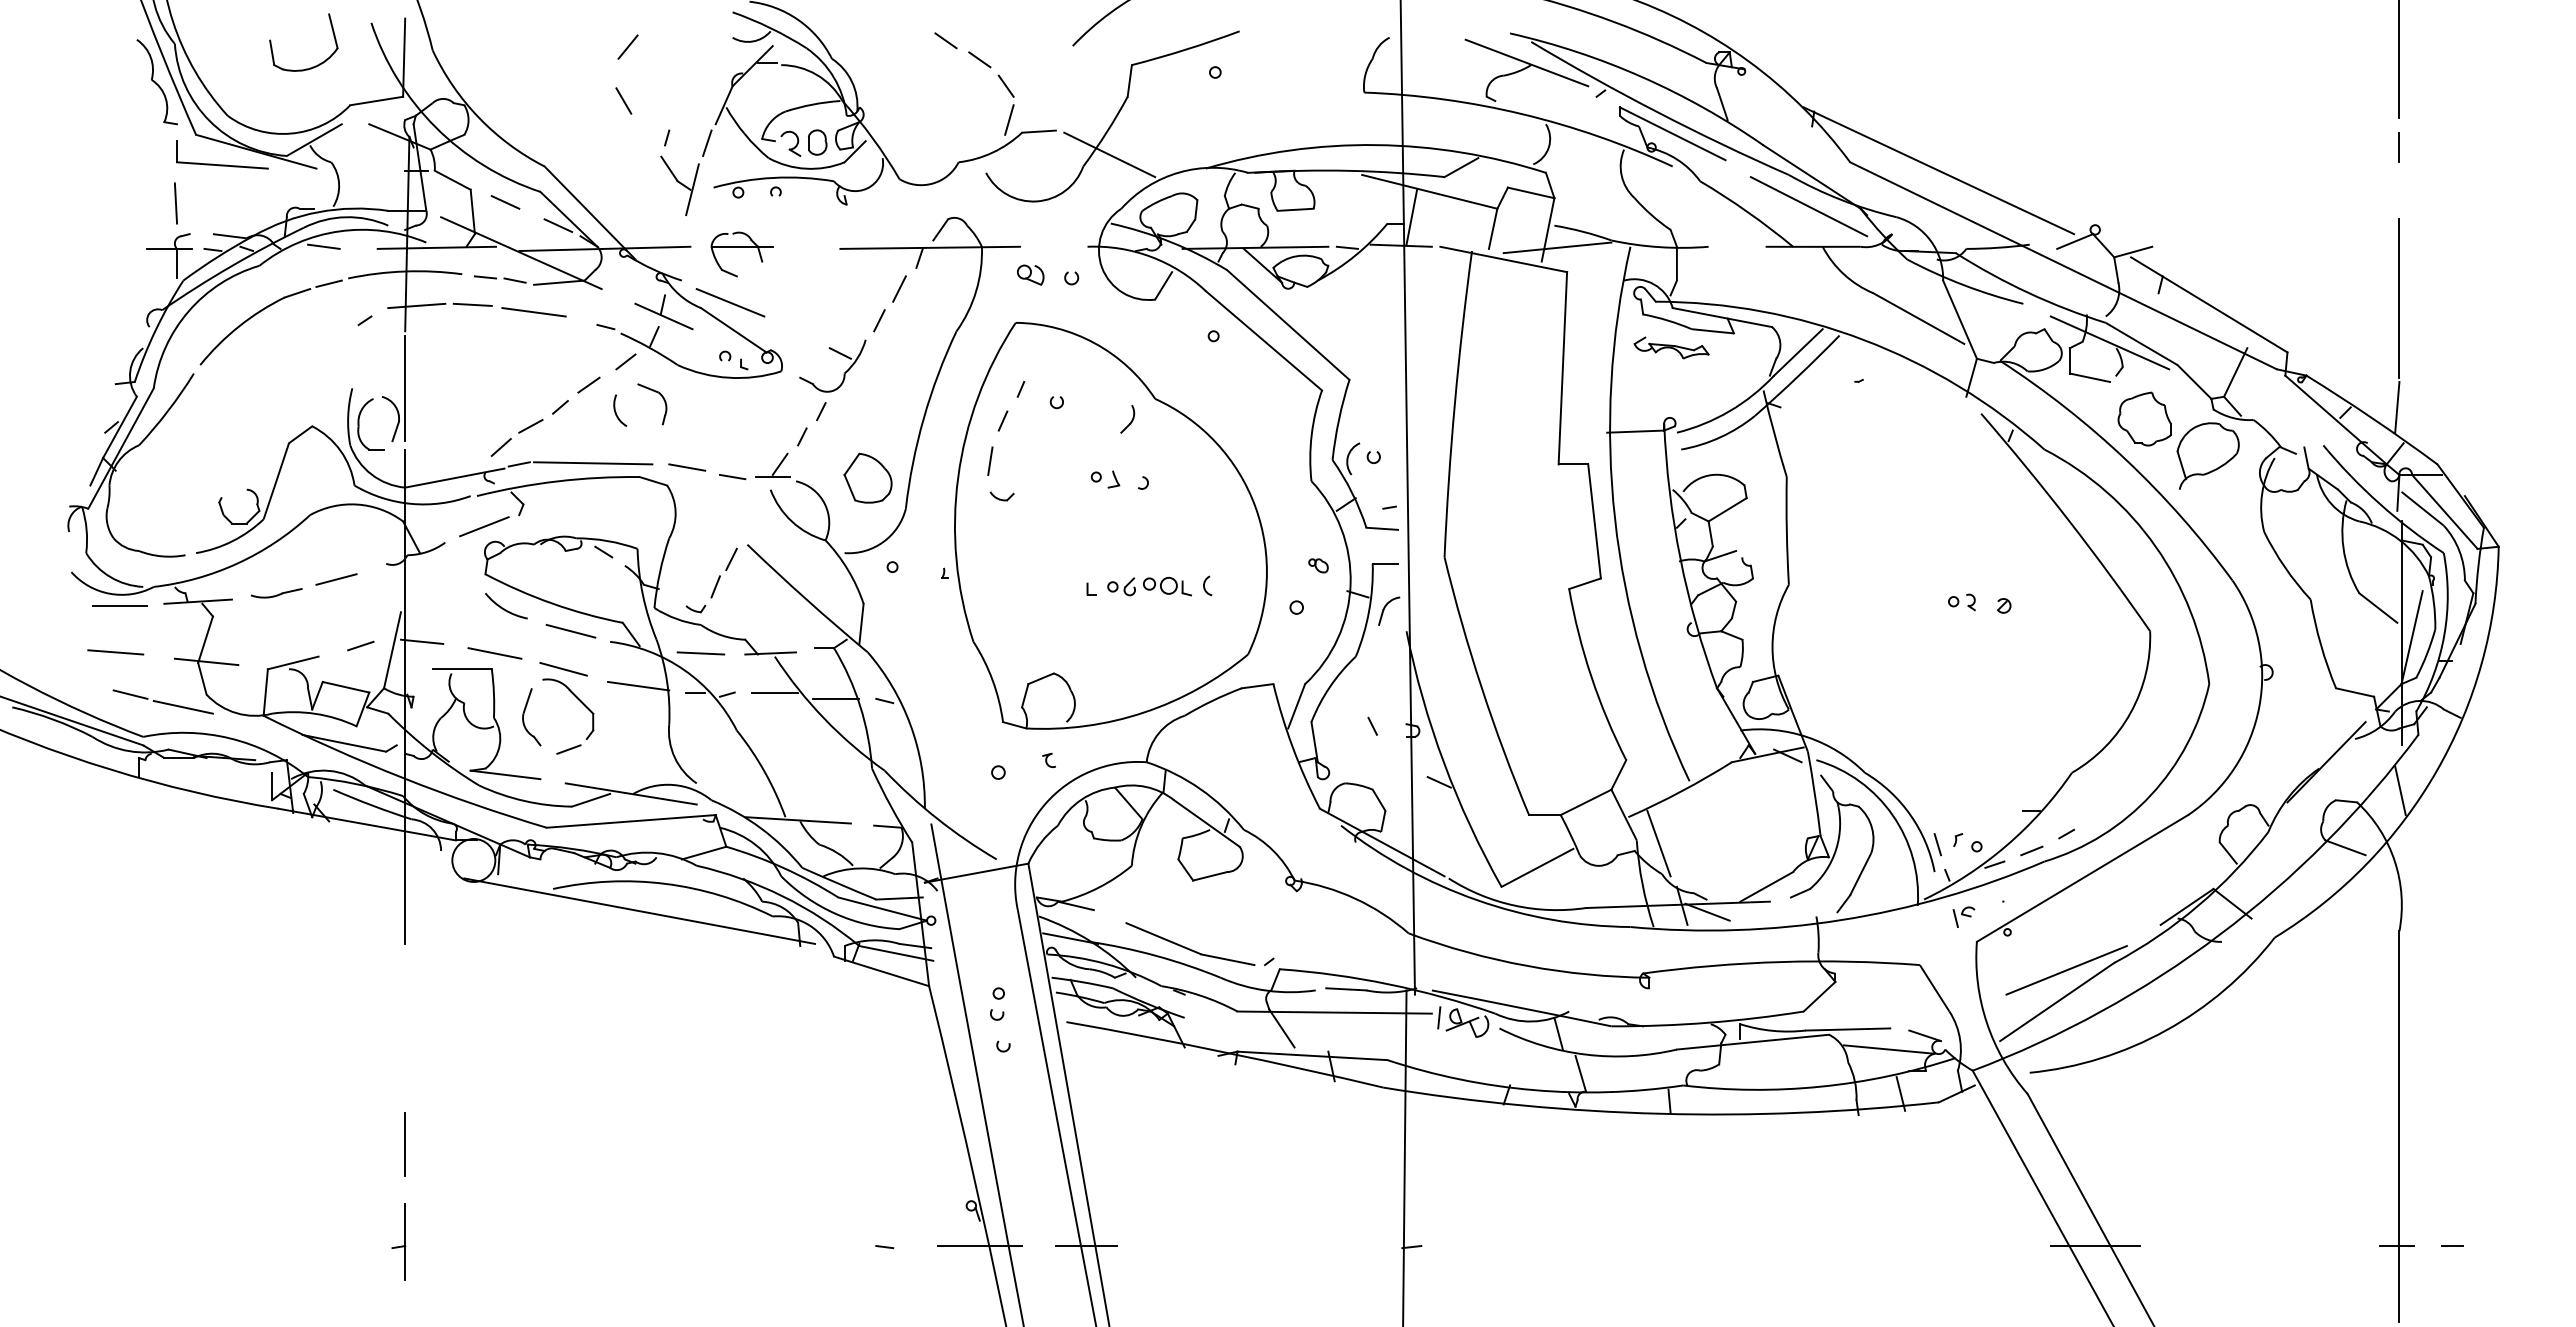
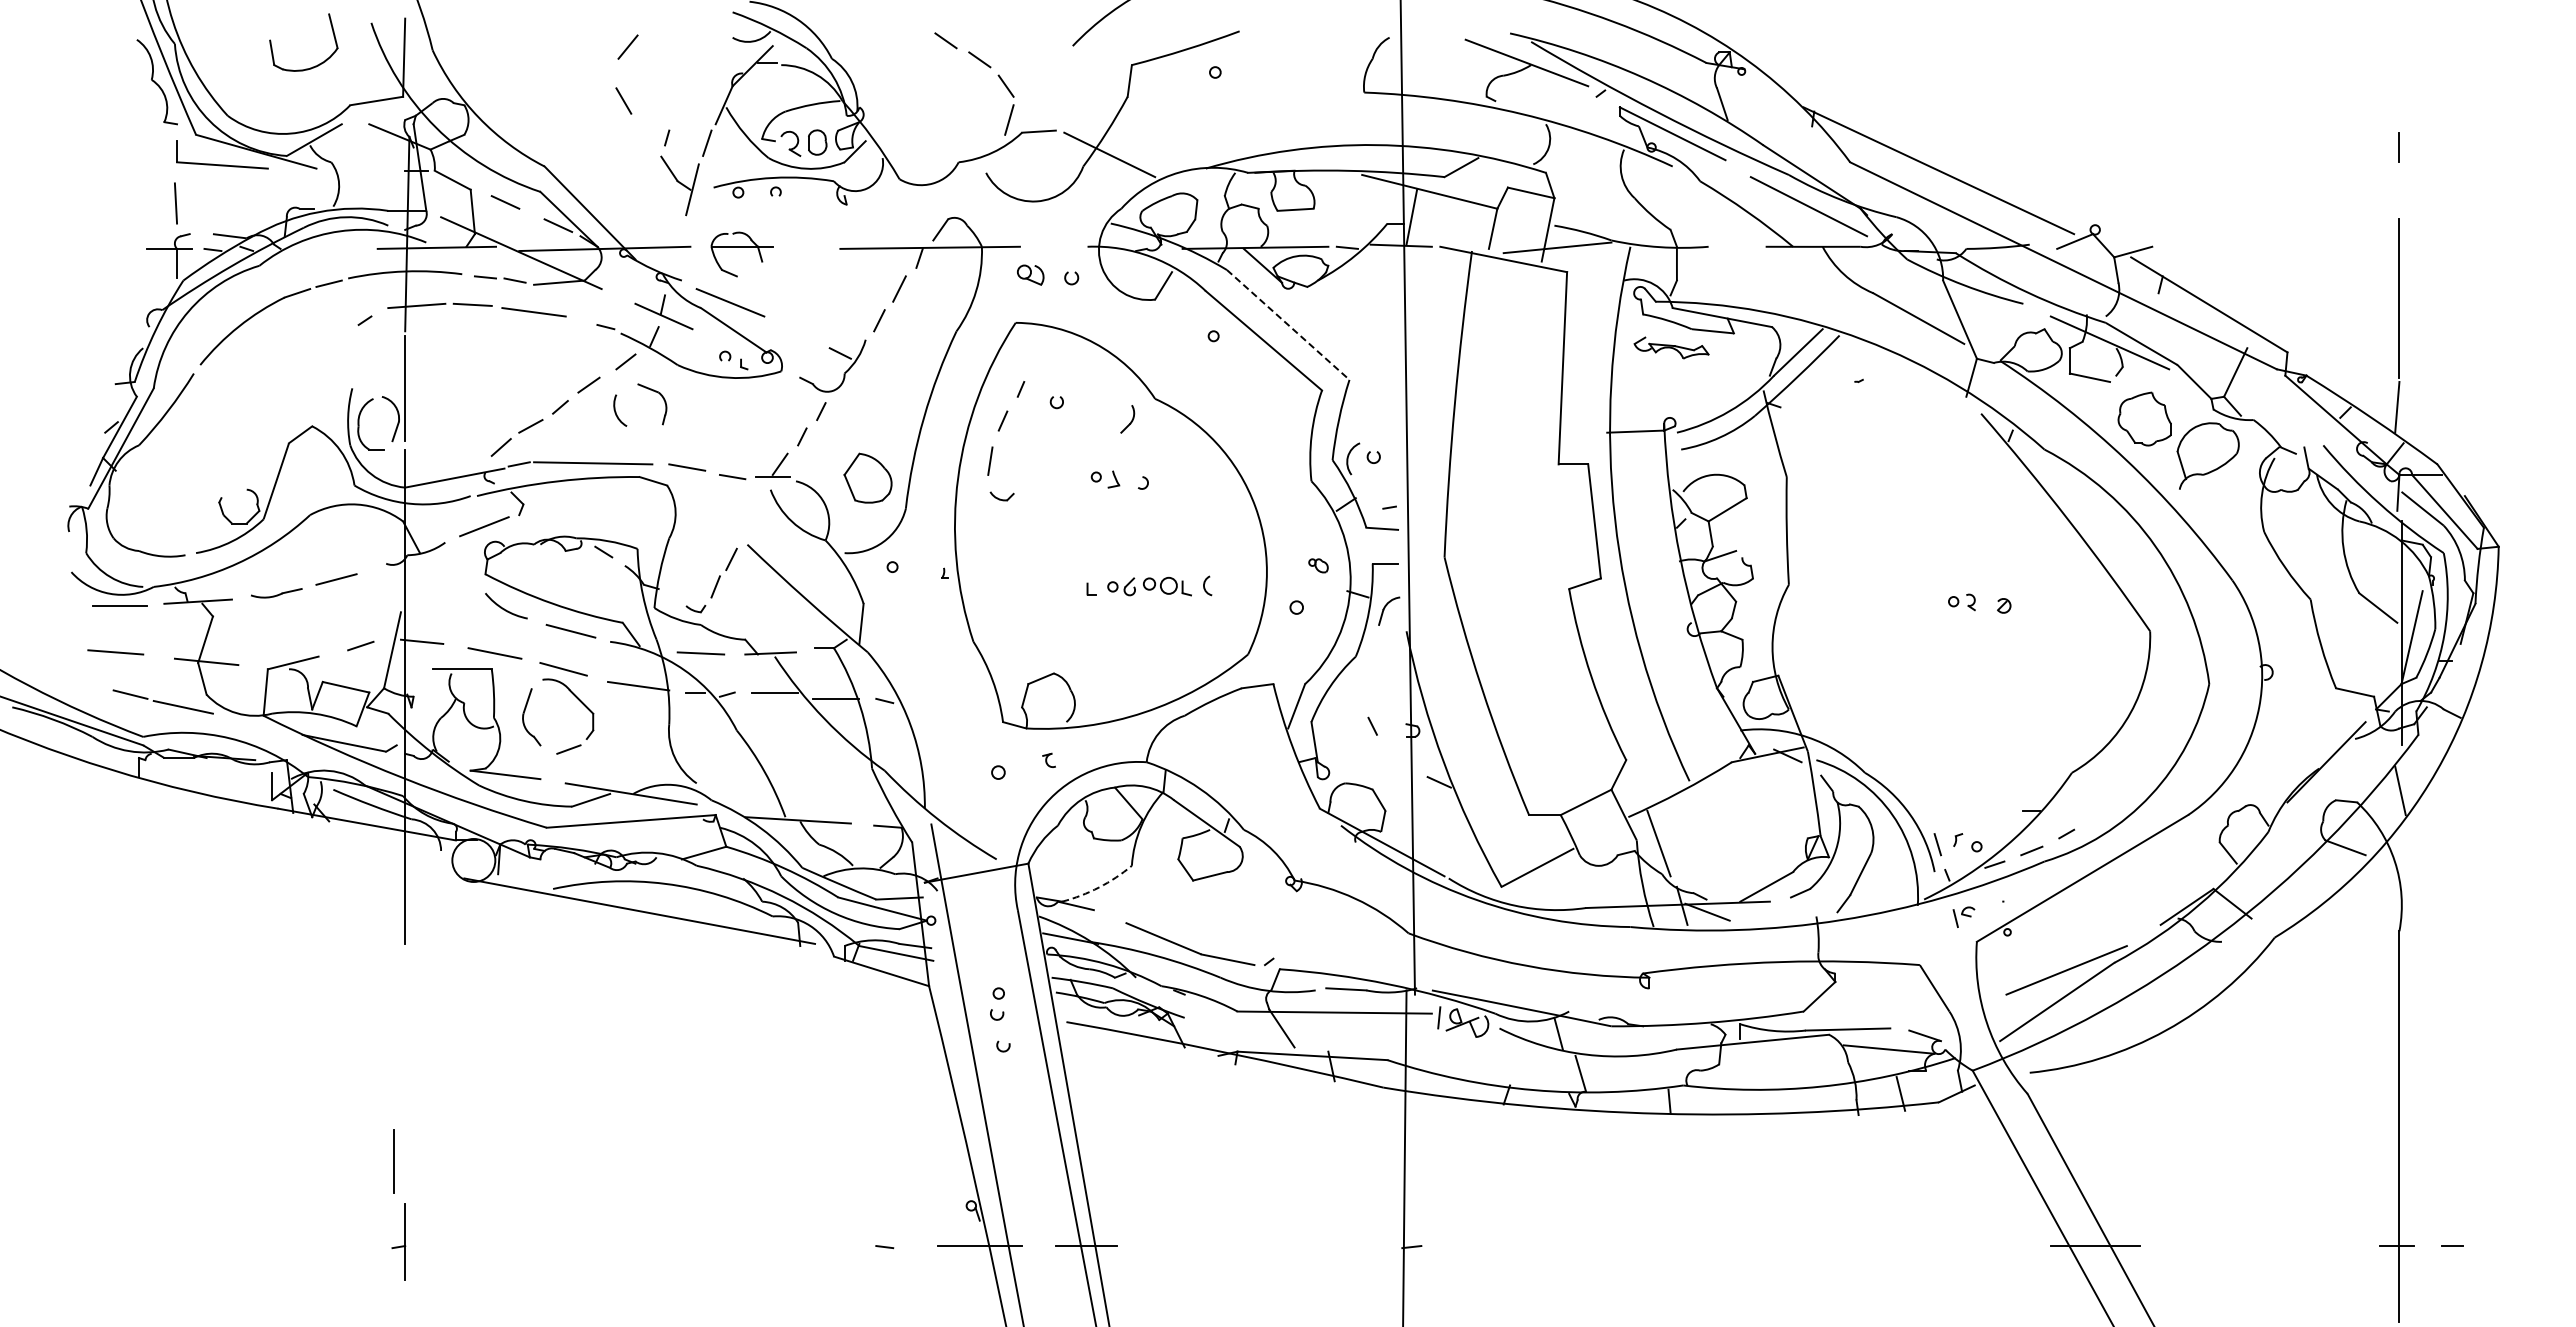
line: present -> none (2399, 59)
line: present -> none (323, 246)
line: solid -> dashed (1288, 325)
arc: solid -> dashed (1099, 887)
line position: (404, 1144) -> (393, 1161) (393, 1161)
